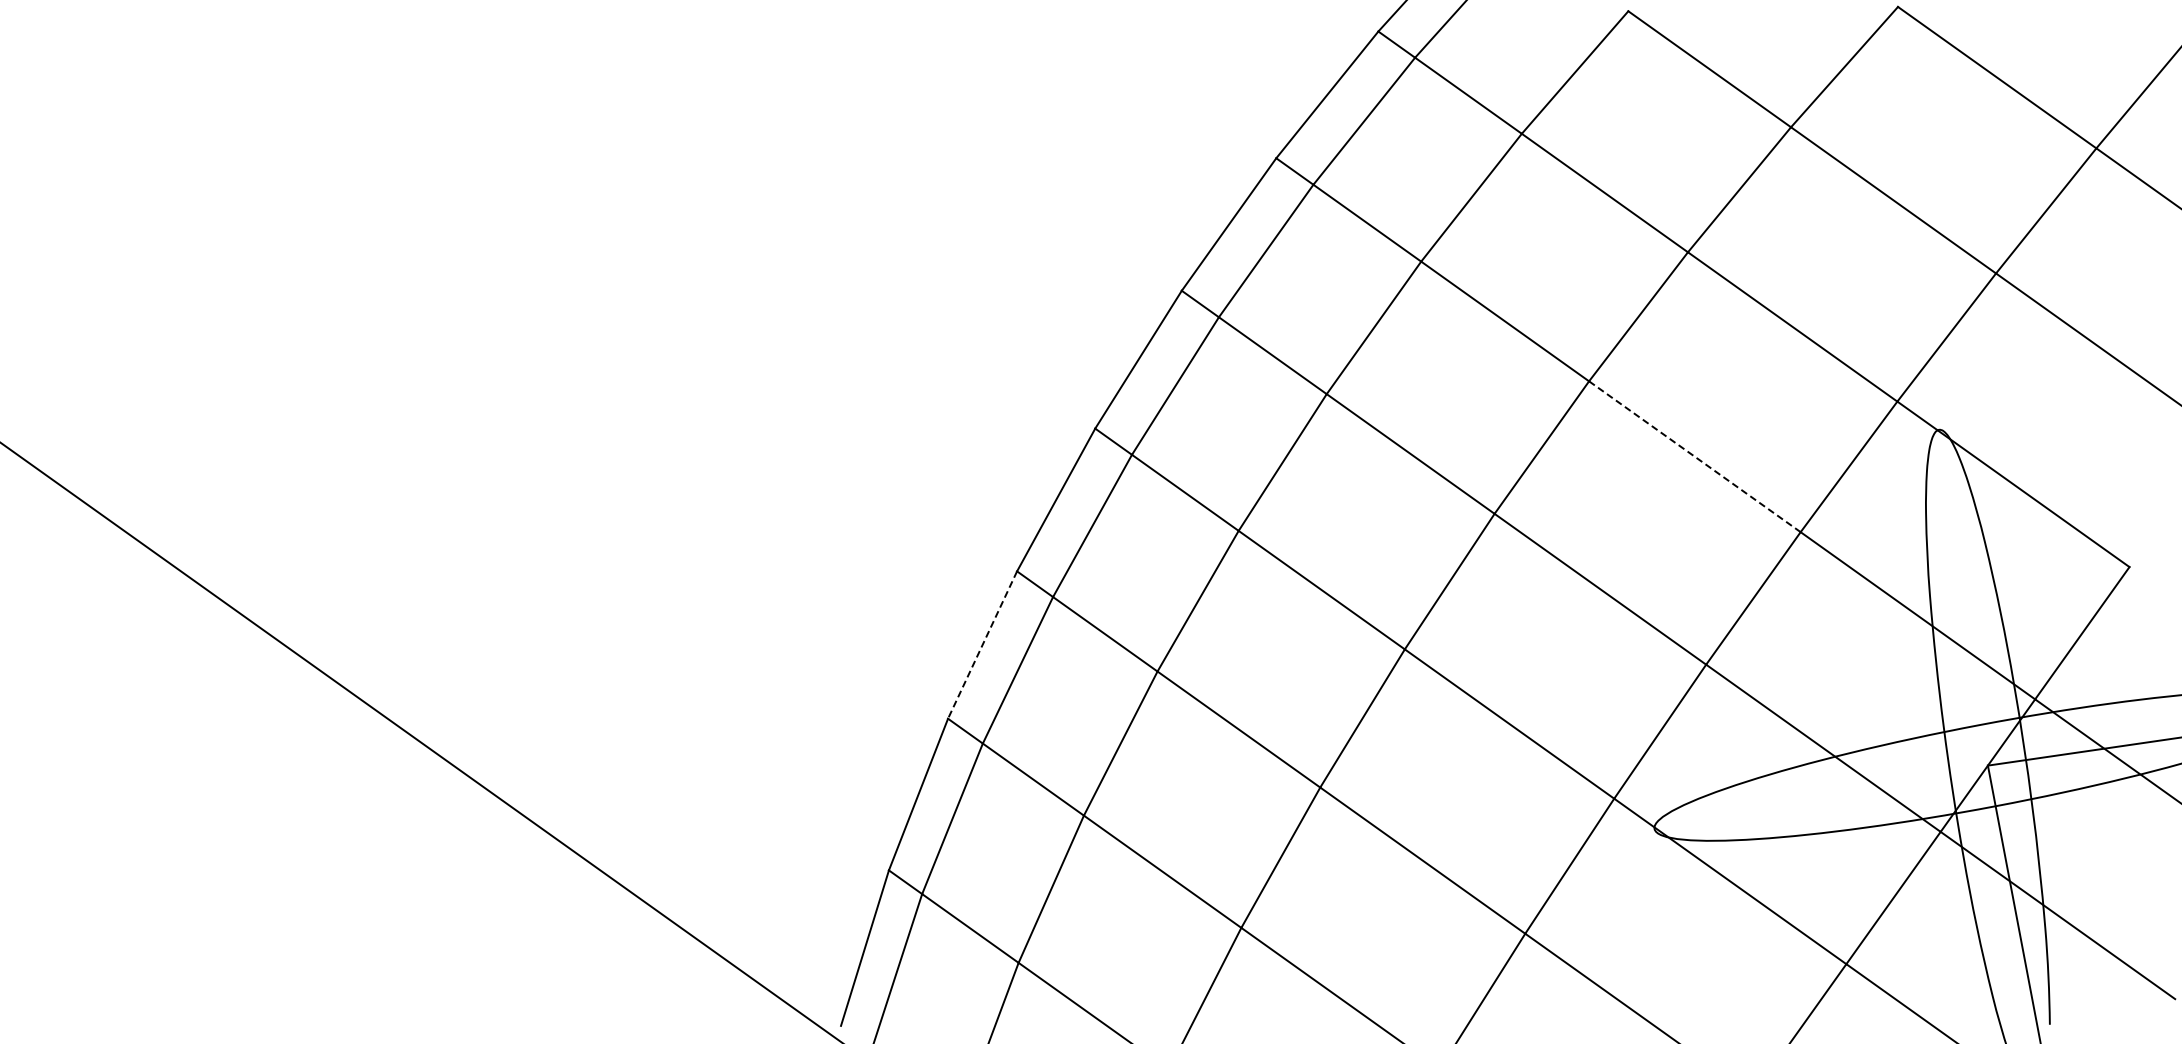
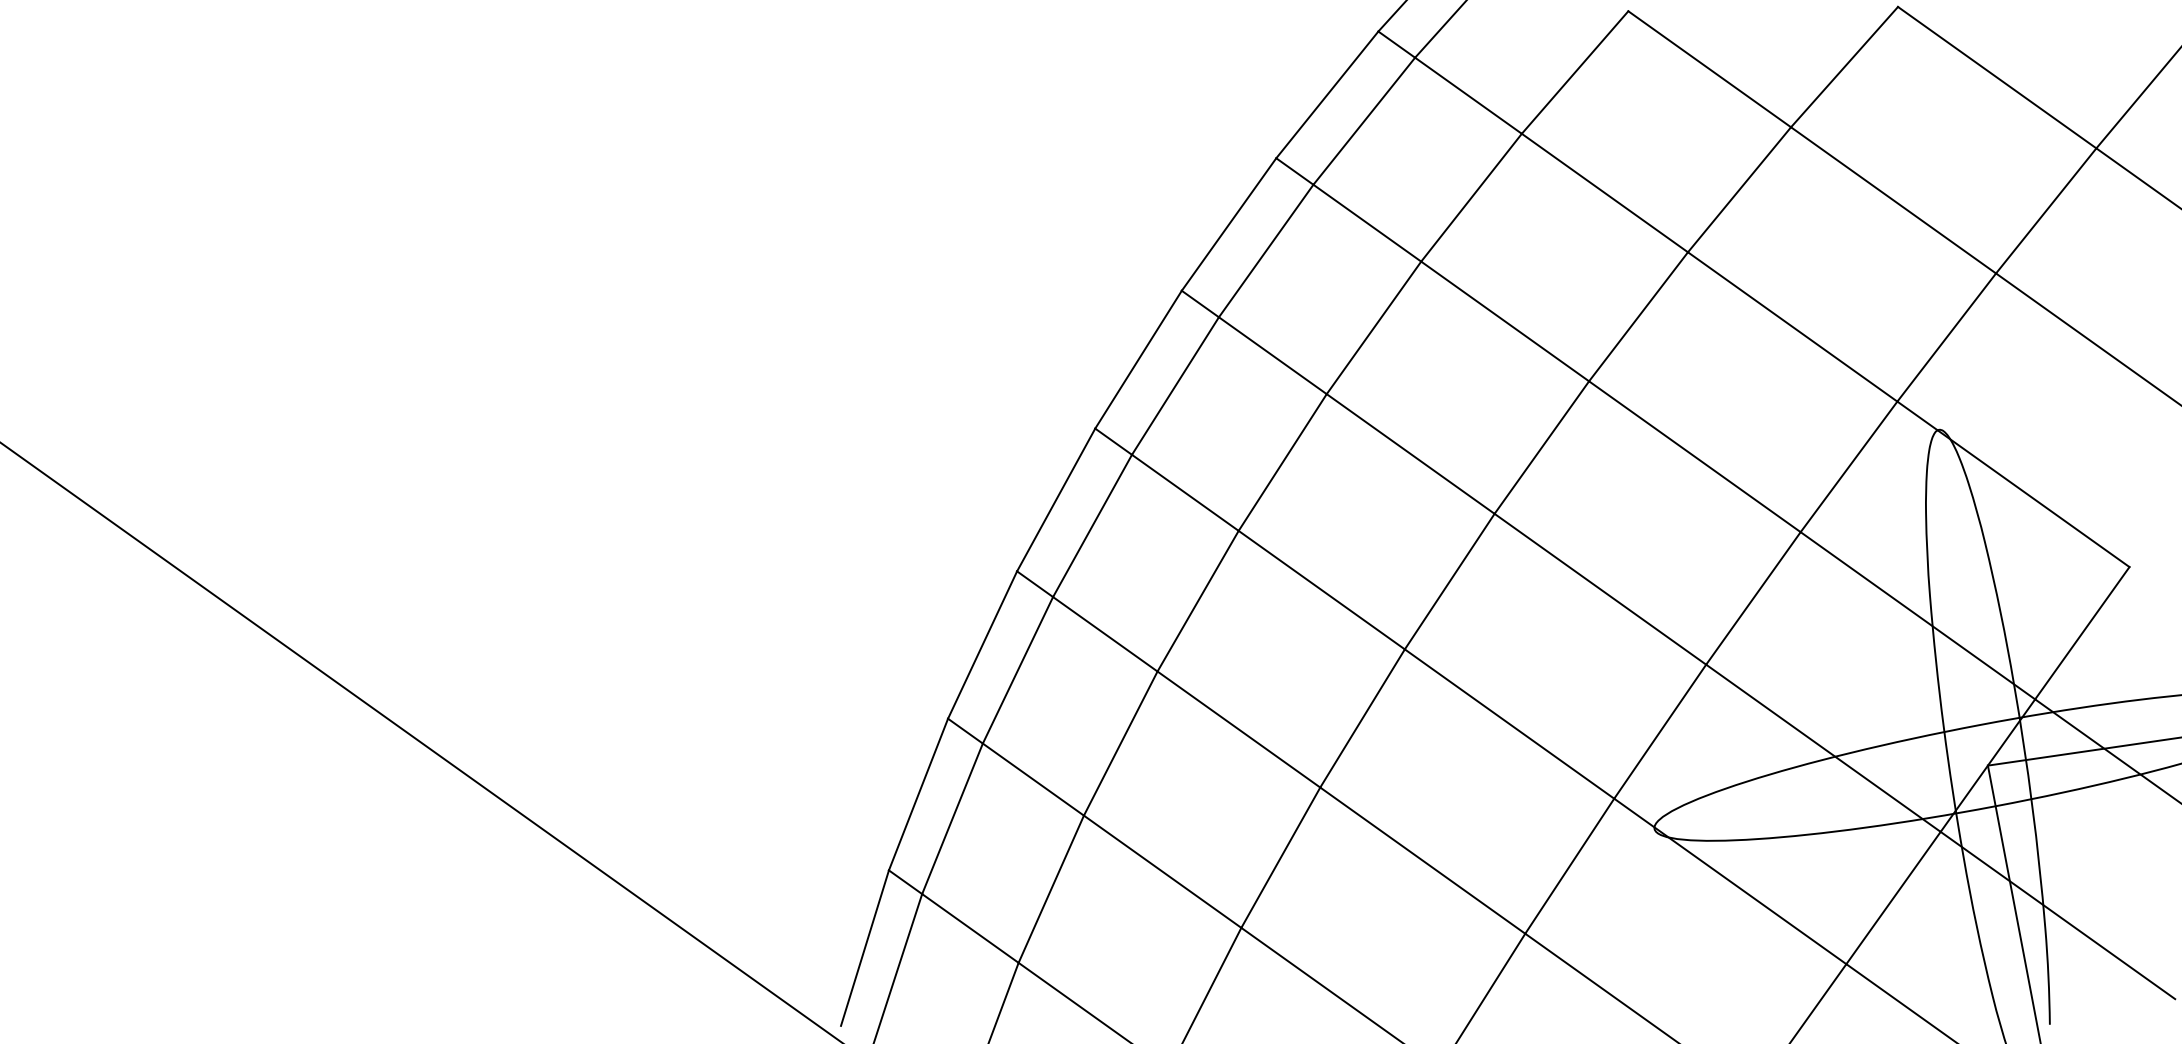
line: dashed -> solid (1694, 456)
line: dashed -> solid (982, 645)
